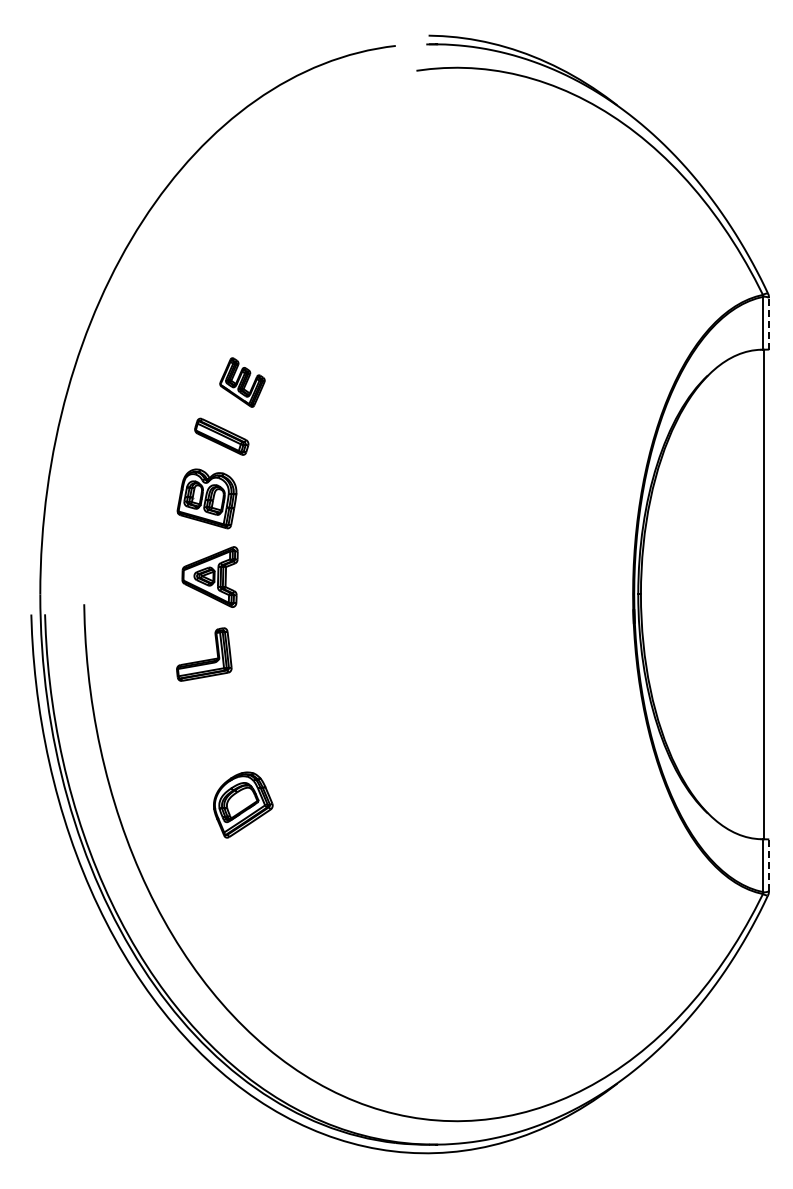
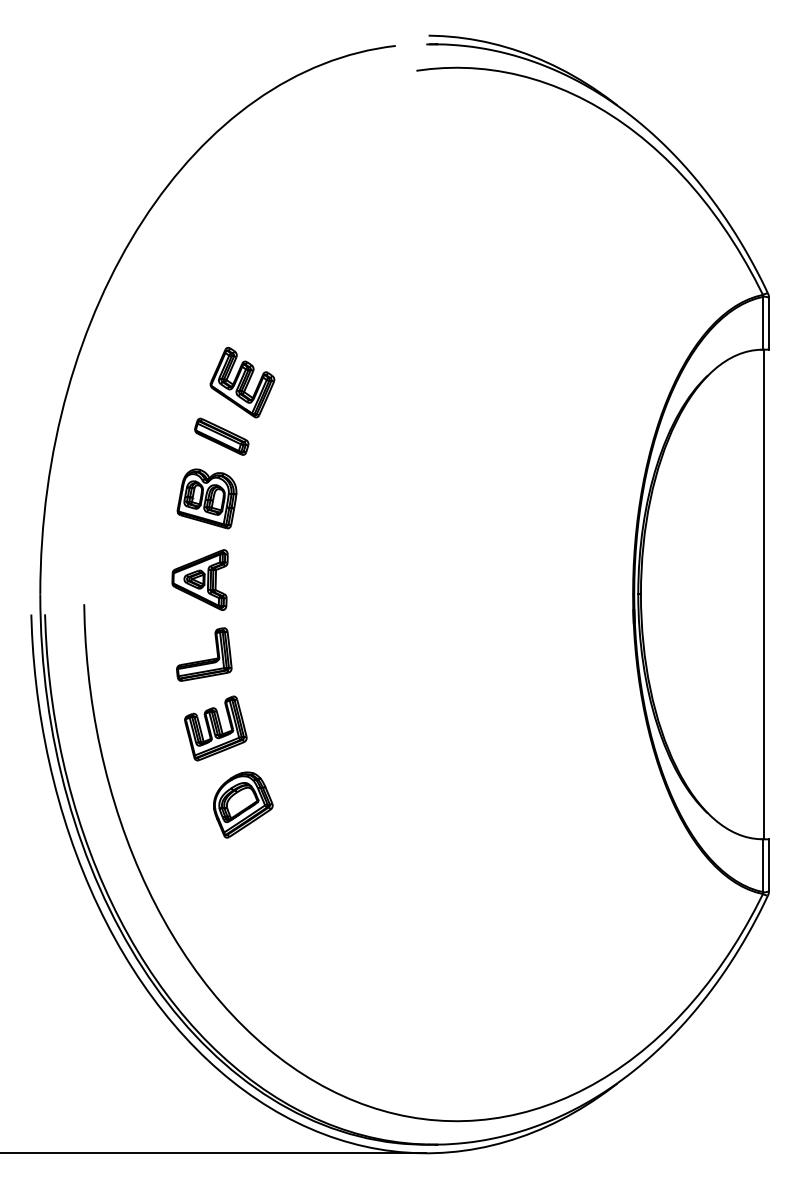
line: dashed -> solid (769, 323)
part size: 47x51 px -> 67x73 px (242, 382)
part position: (209, 576) -> (199, 579) (199, 579)
part: none -> present (215, 728)
line: dashed -> solid (769, 865)
line: none -> present (214, 1153)
